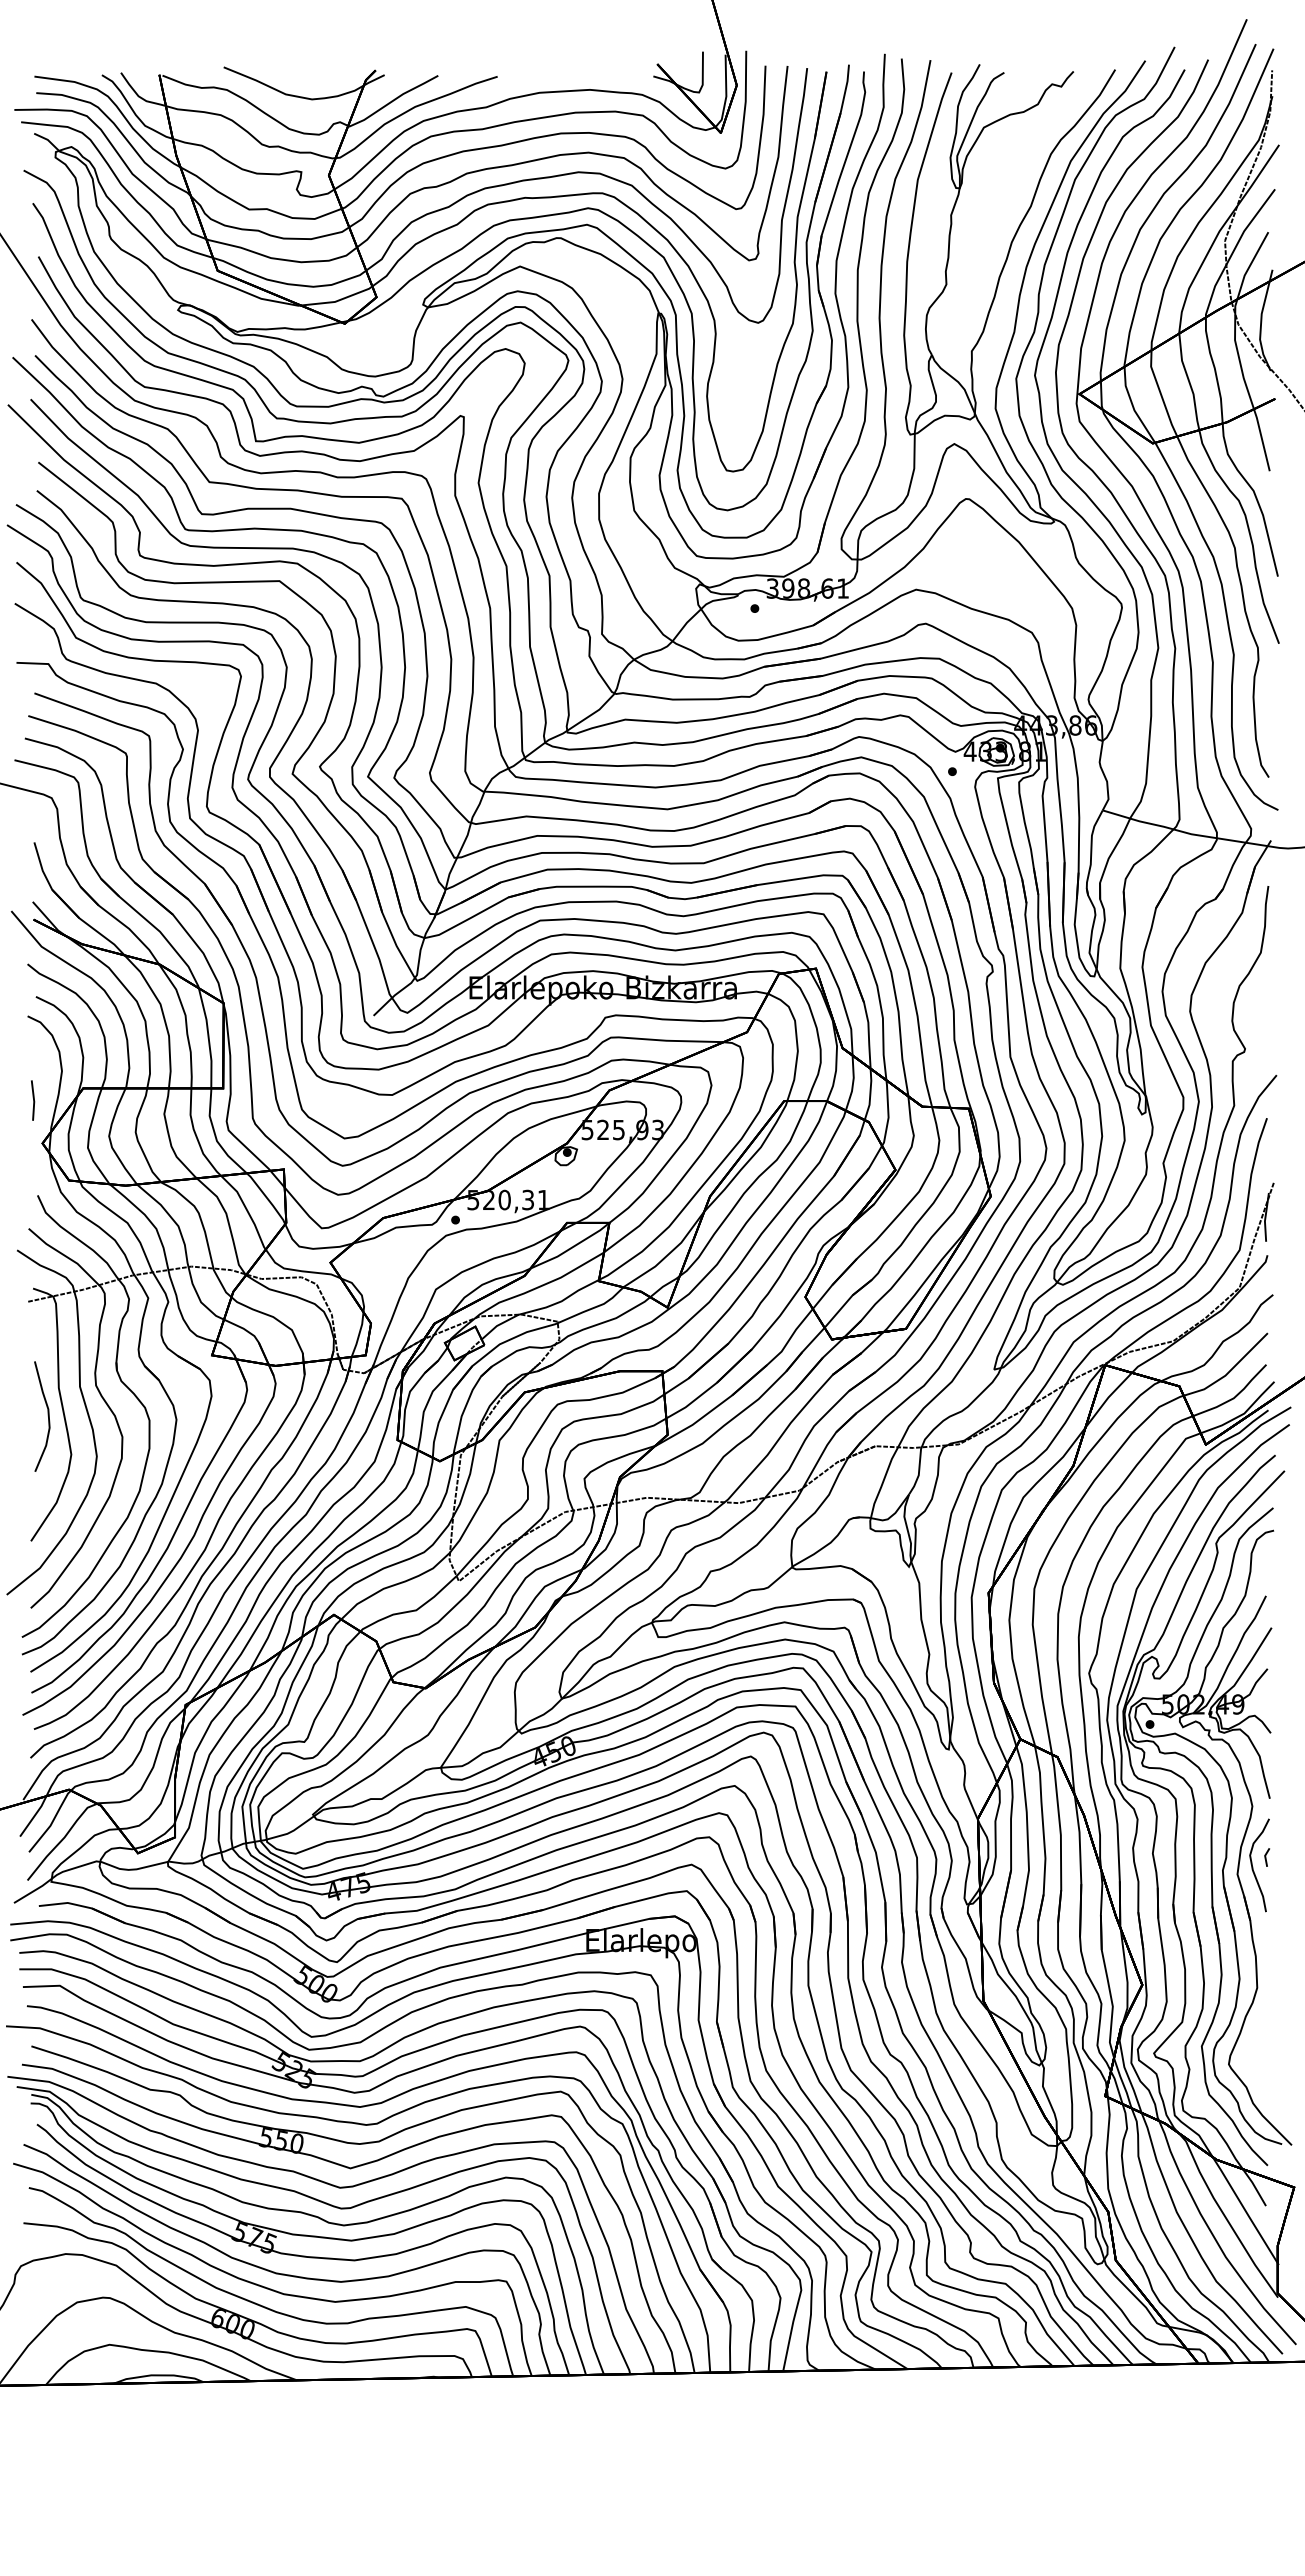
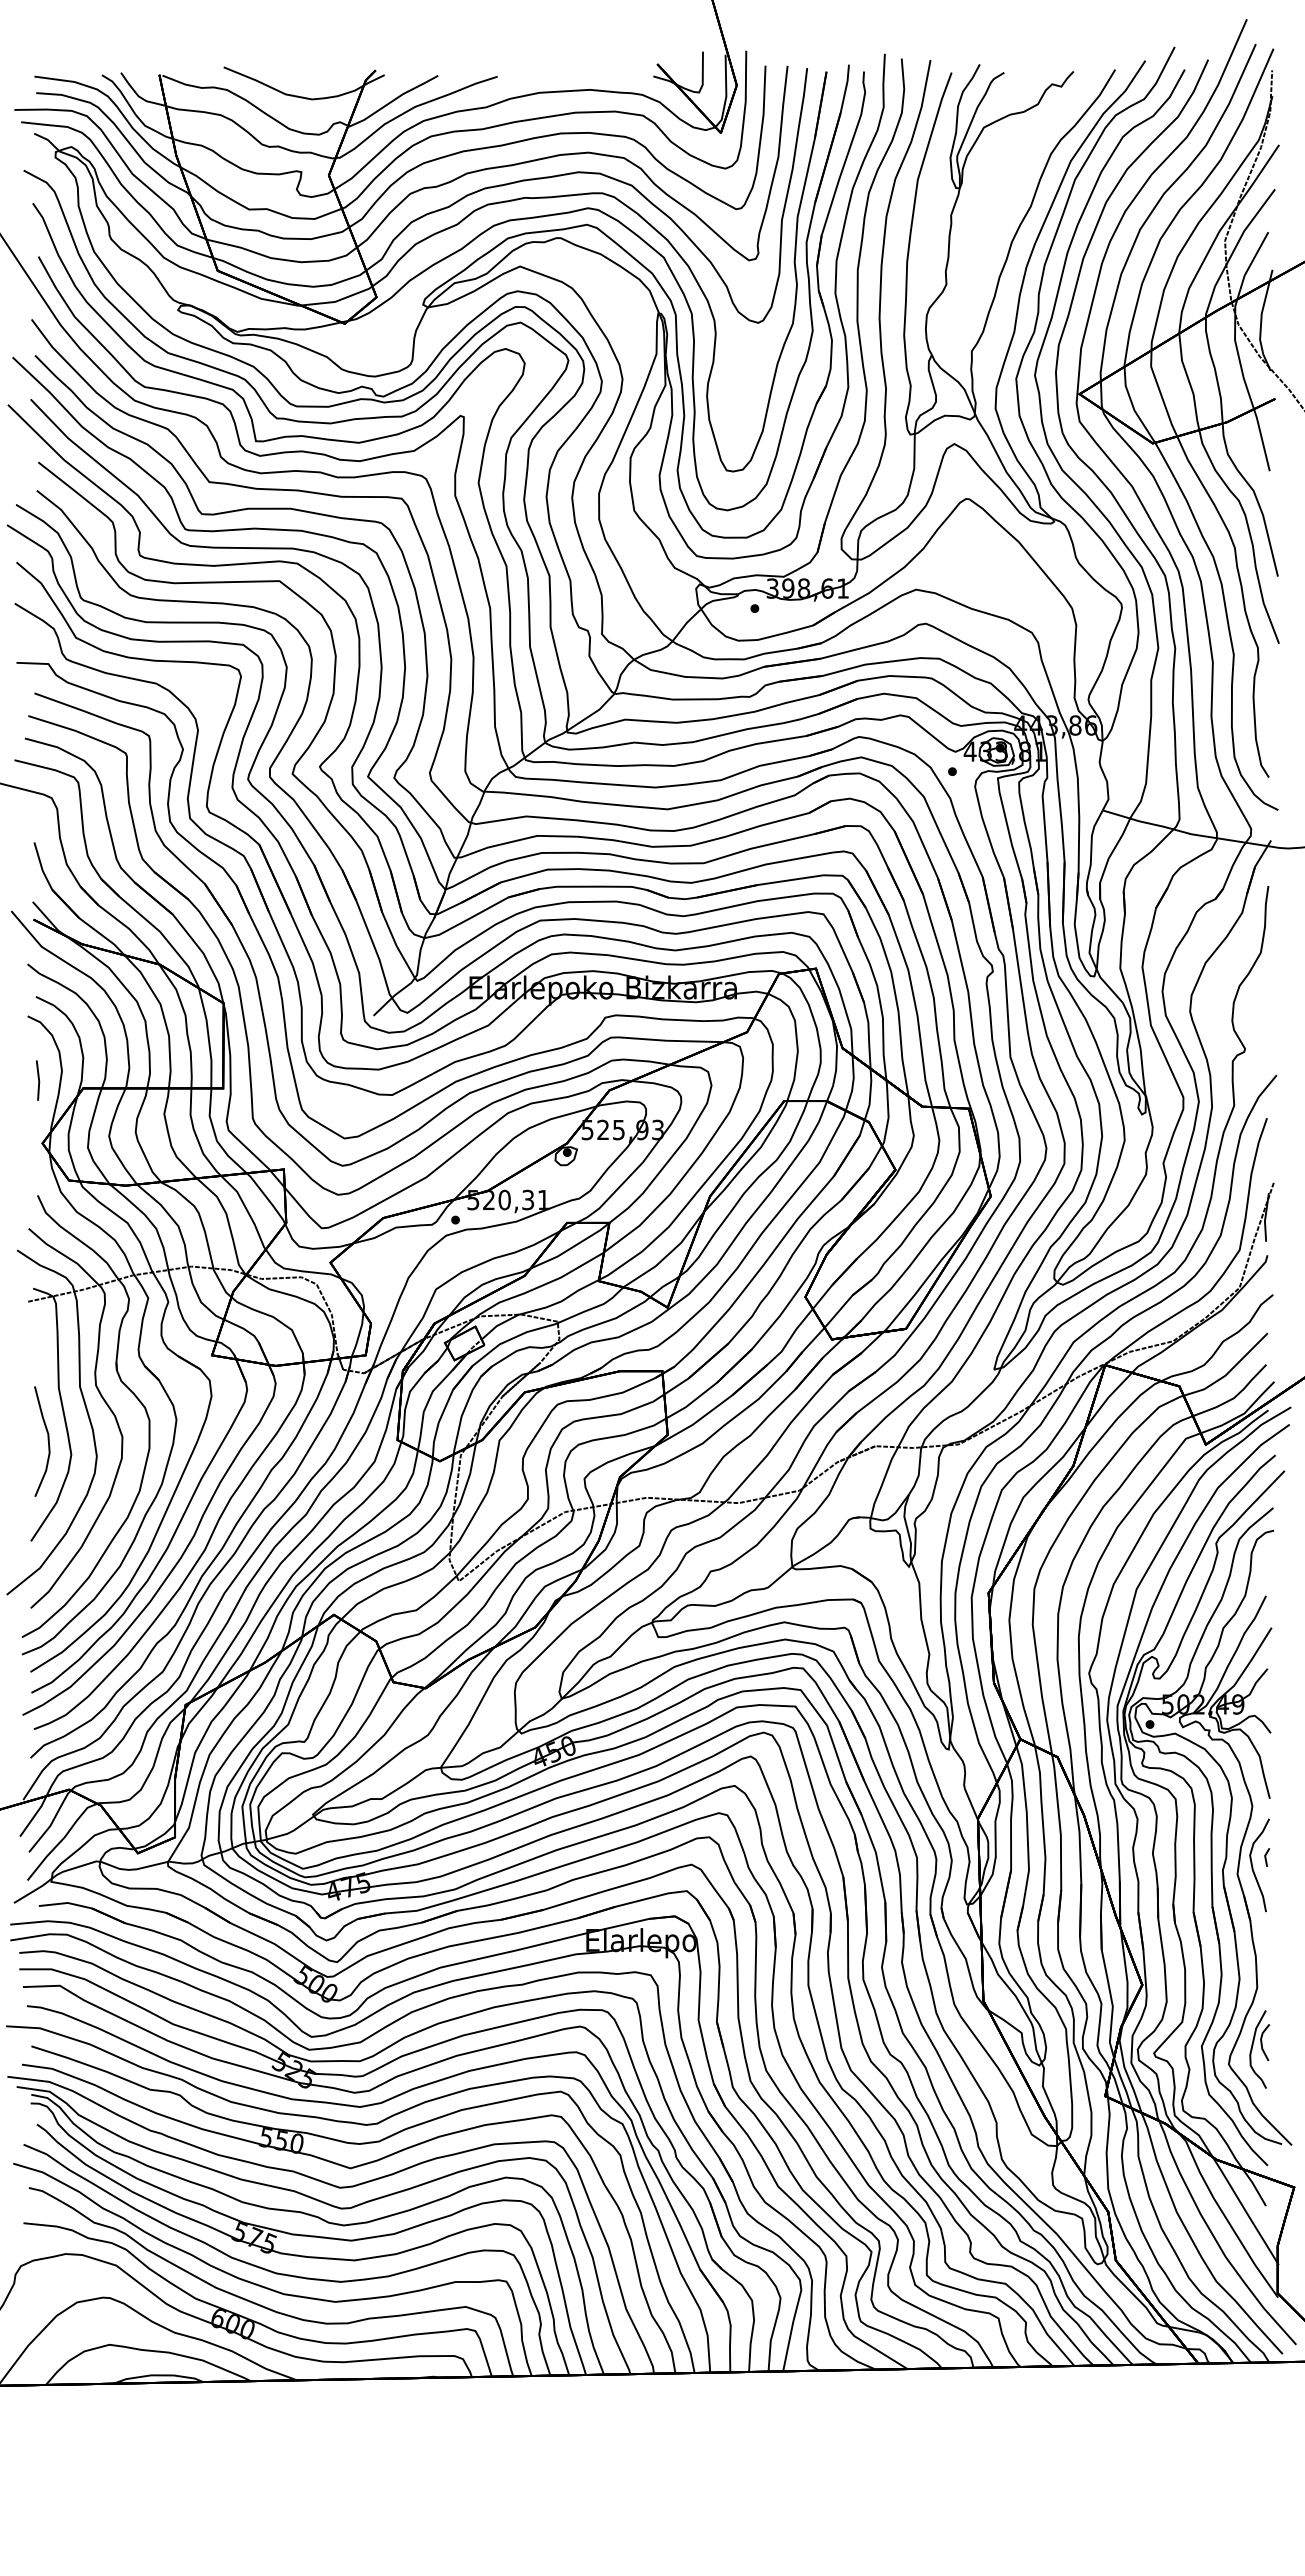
line position: (33, 1100) -> (38, 1080) (38, 1080)
curve position: (47, 1415) -> (47, 1440) (47, 1440)
part: none -> present (1259, 2049)
